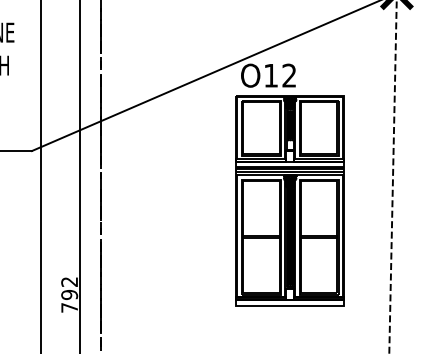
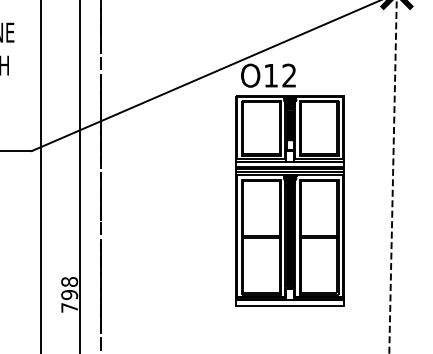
text: 792 -> 798 (69, 281)
